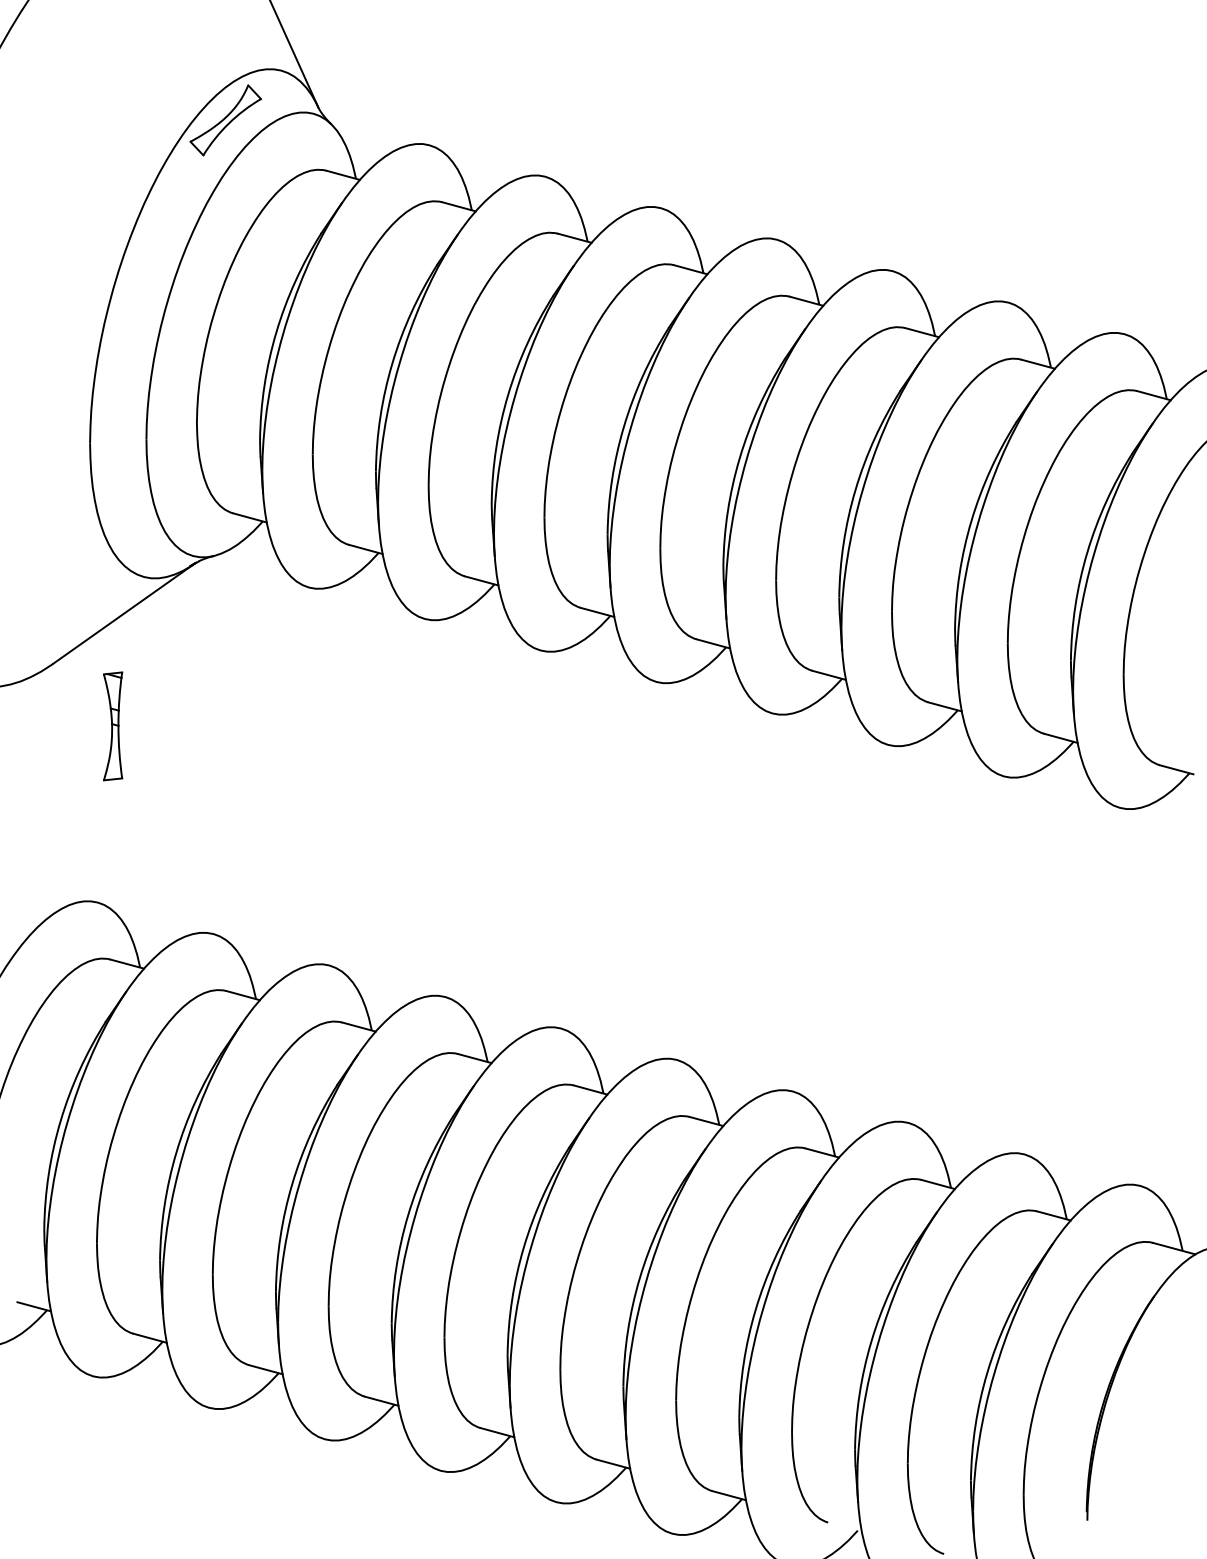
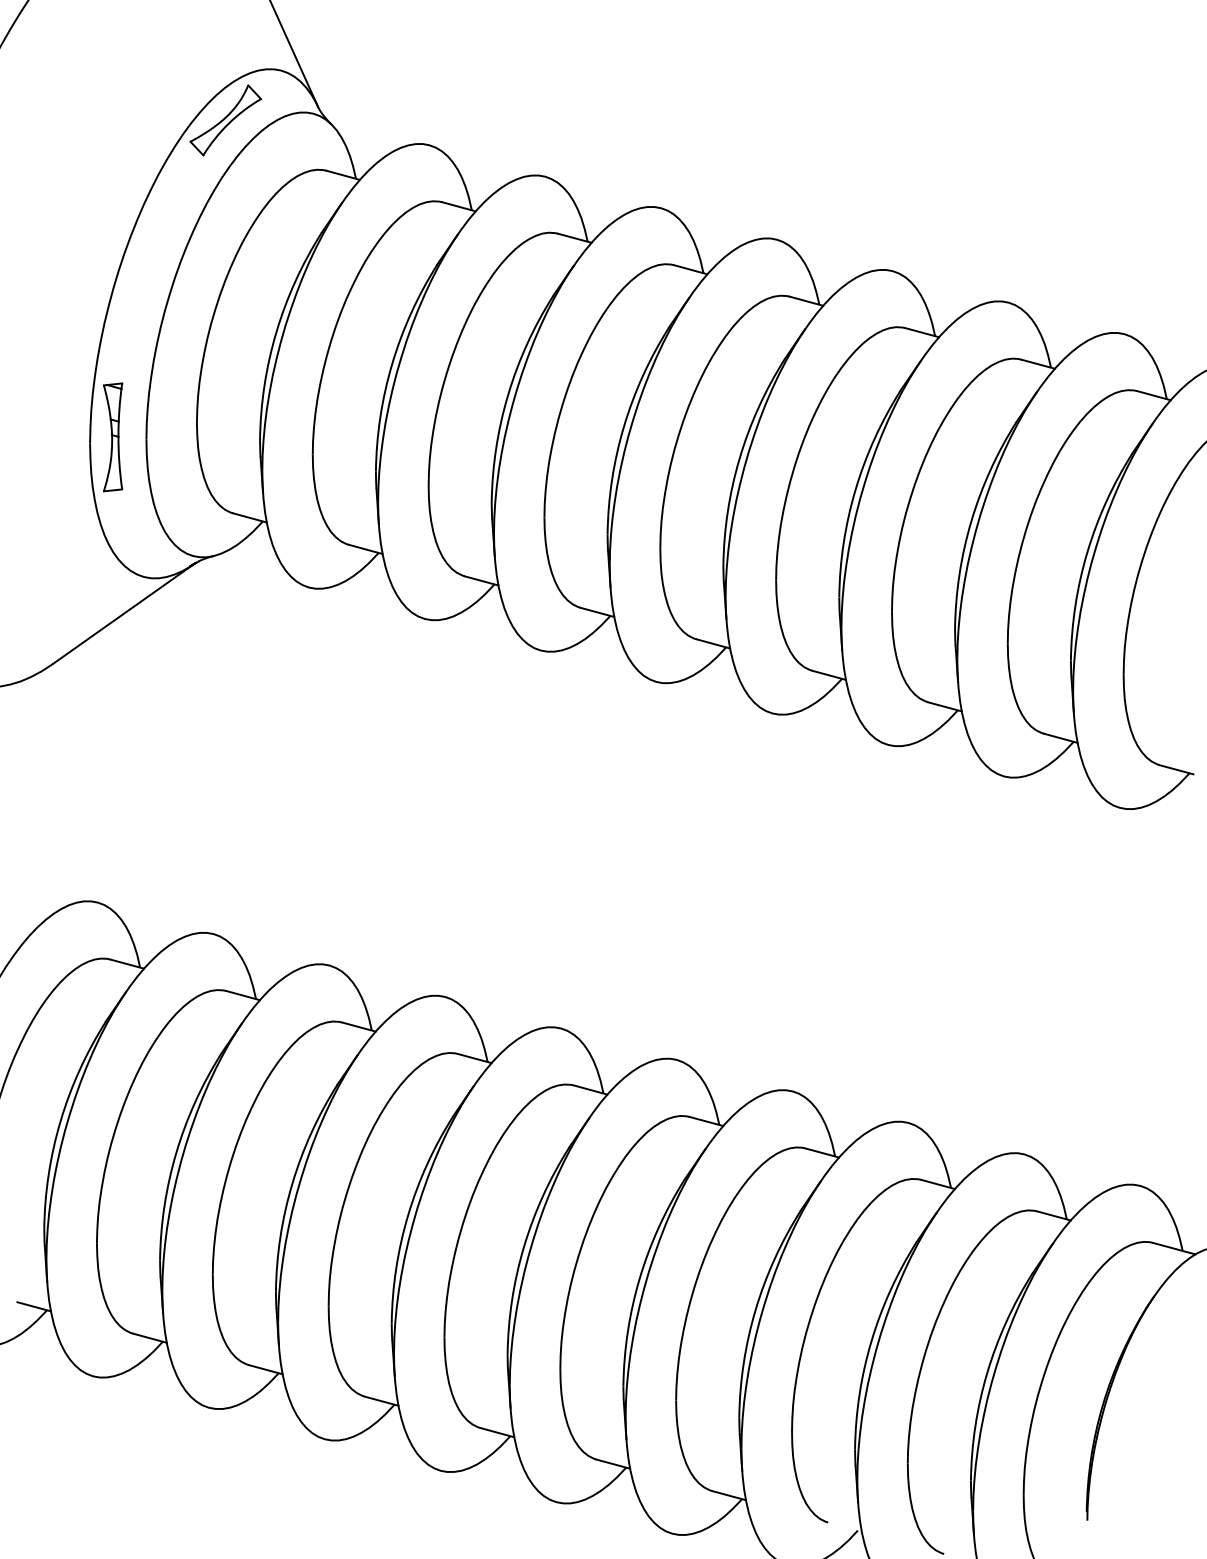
part position: (113, 726) -> (113, 437) (113, 437)
